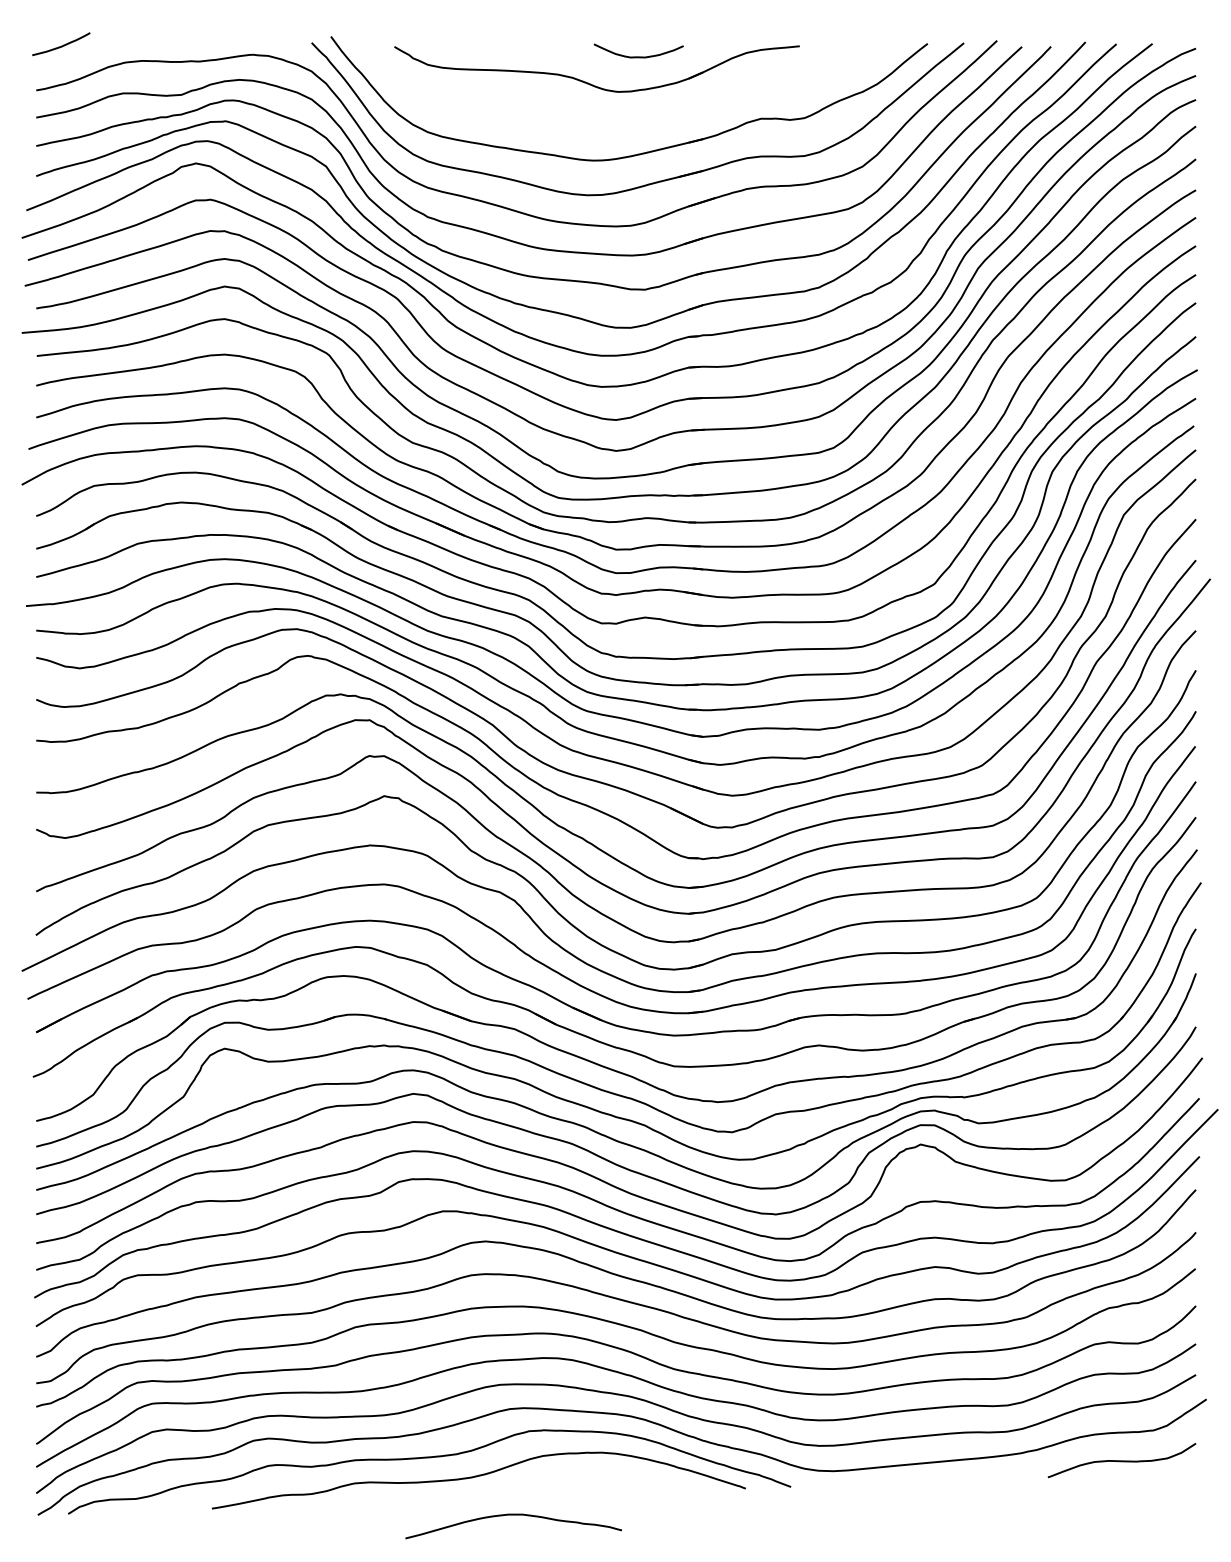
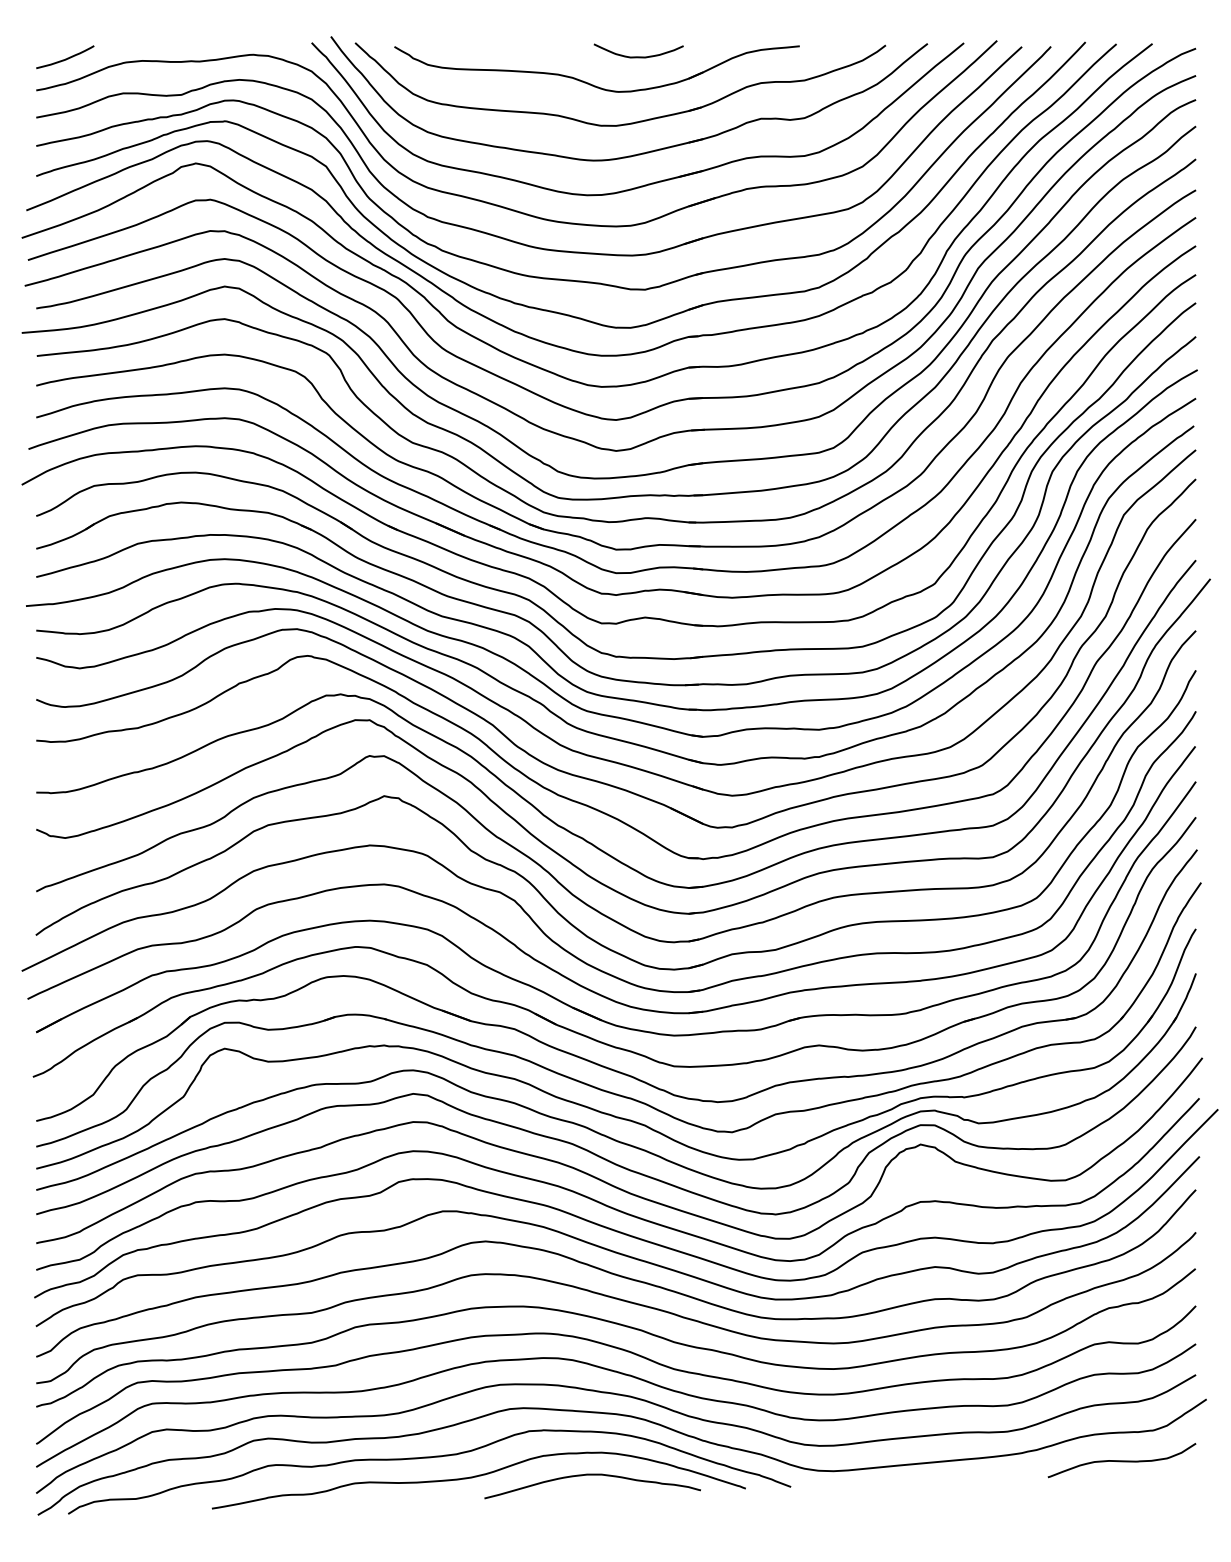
curve position: (61, 45) -> (65, 58) (65, 58)
part: none -> present (623, 123)
curve position: (513, 1515) -> (592, 1475) (592, 1475)
